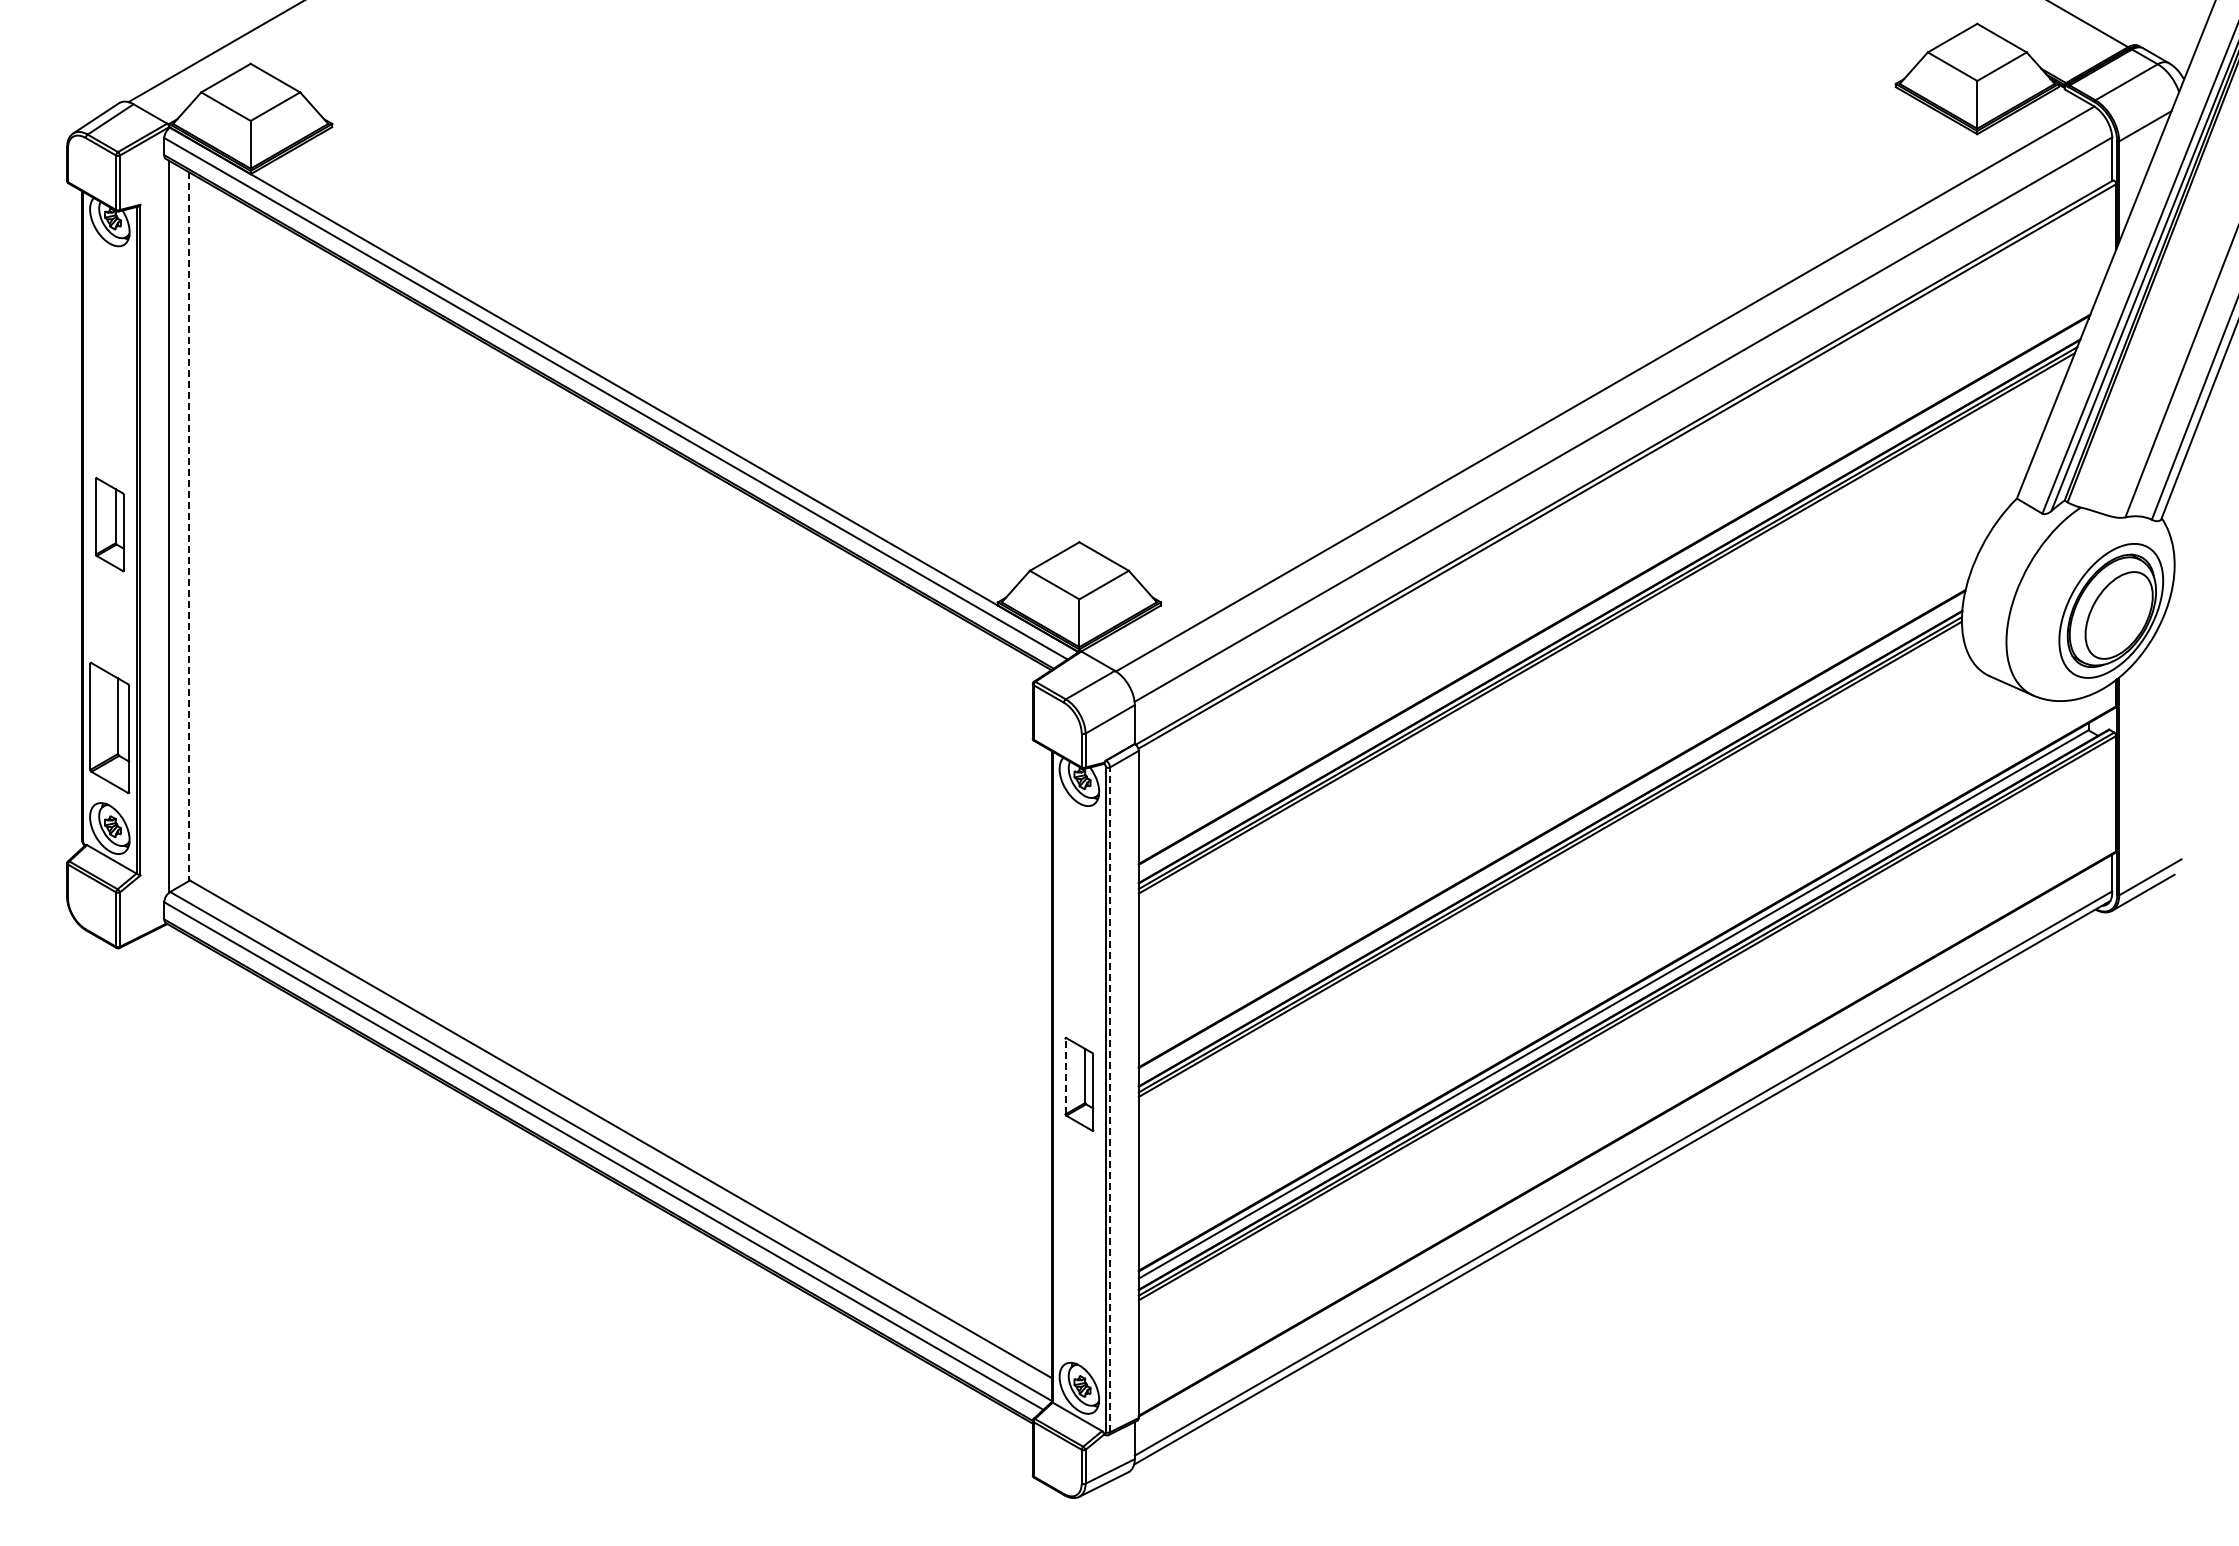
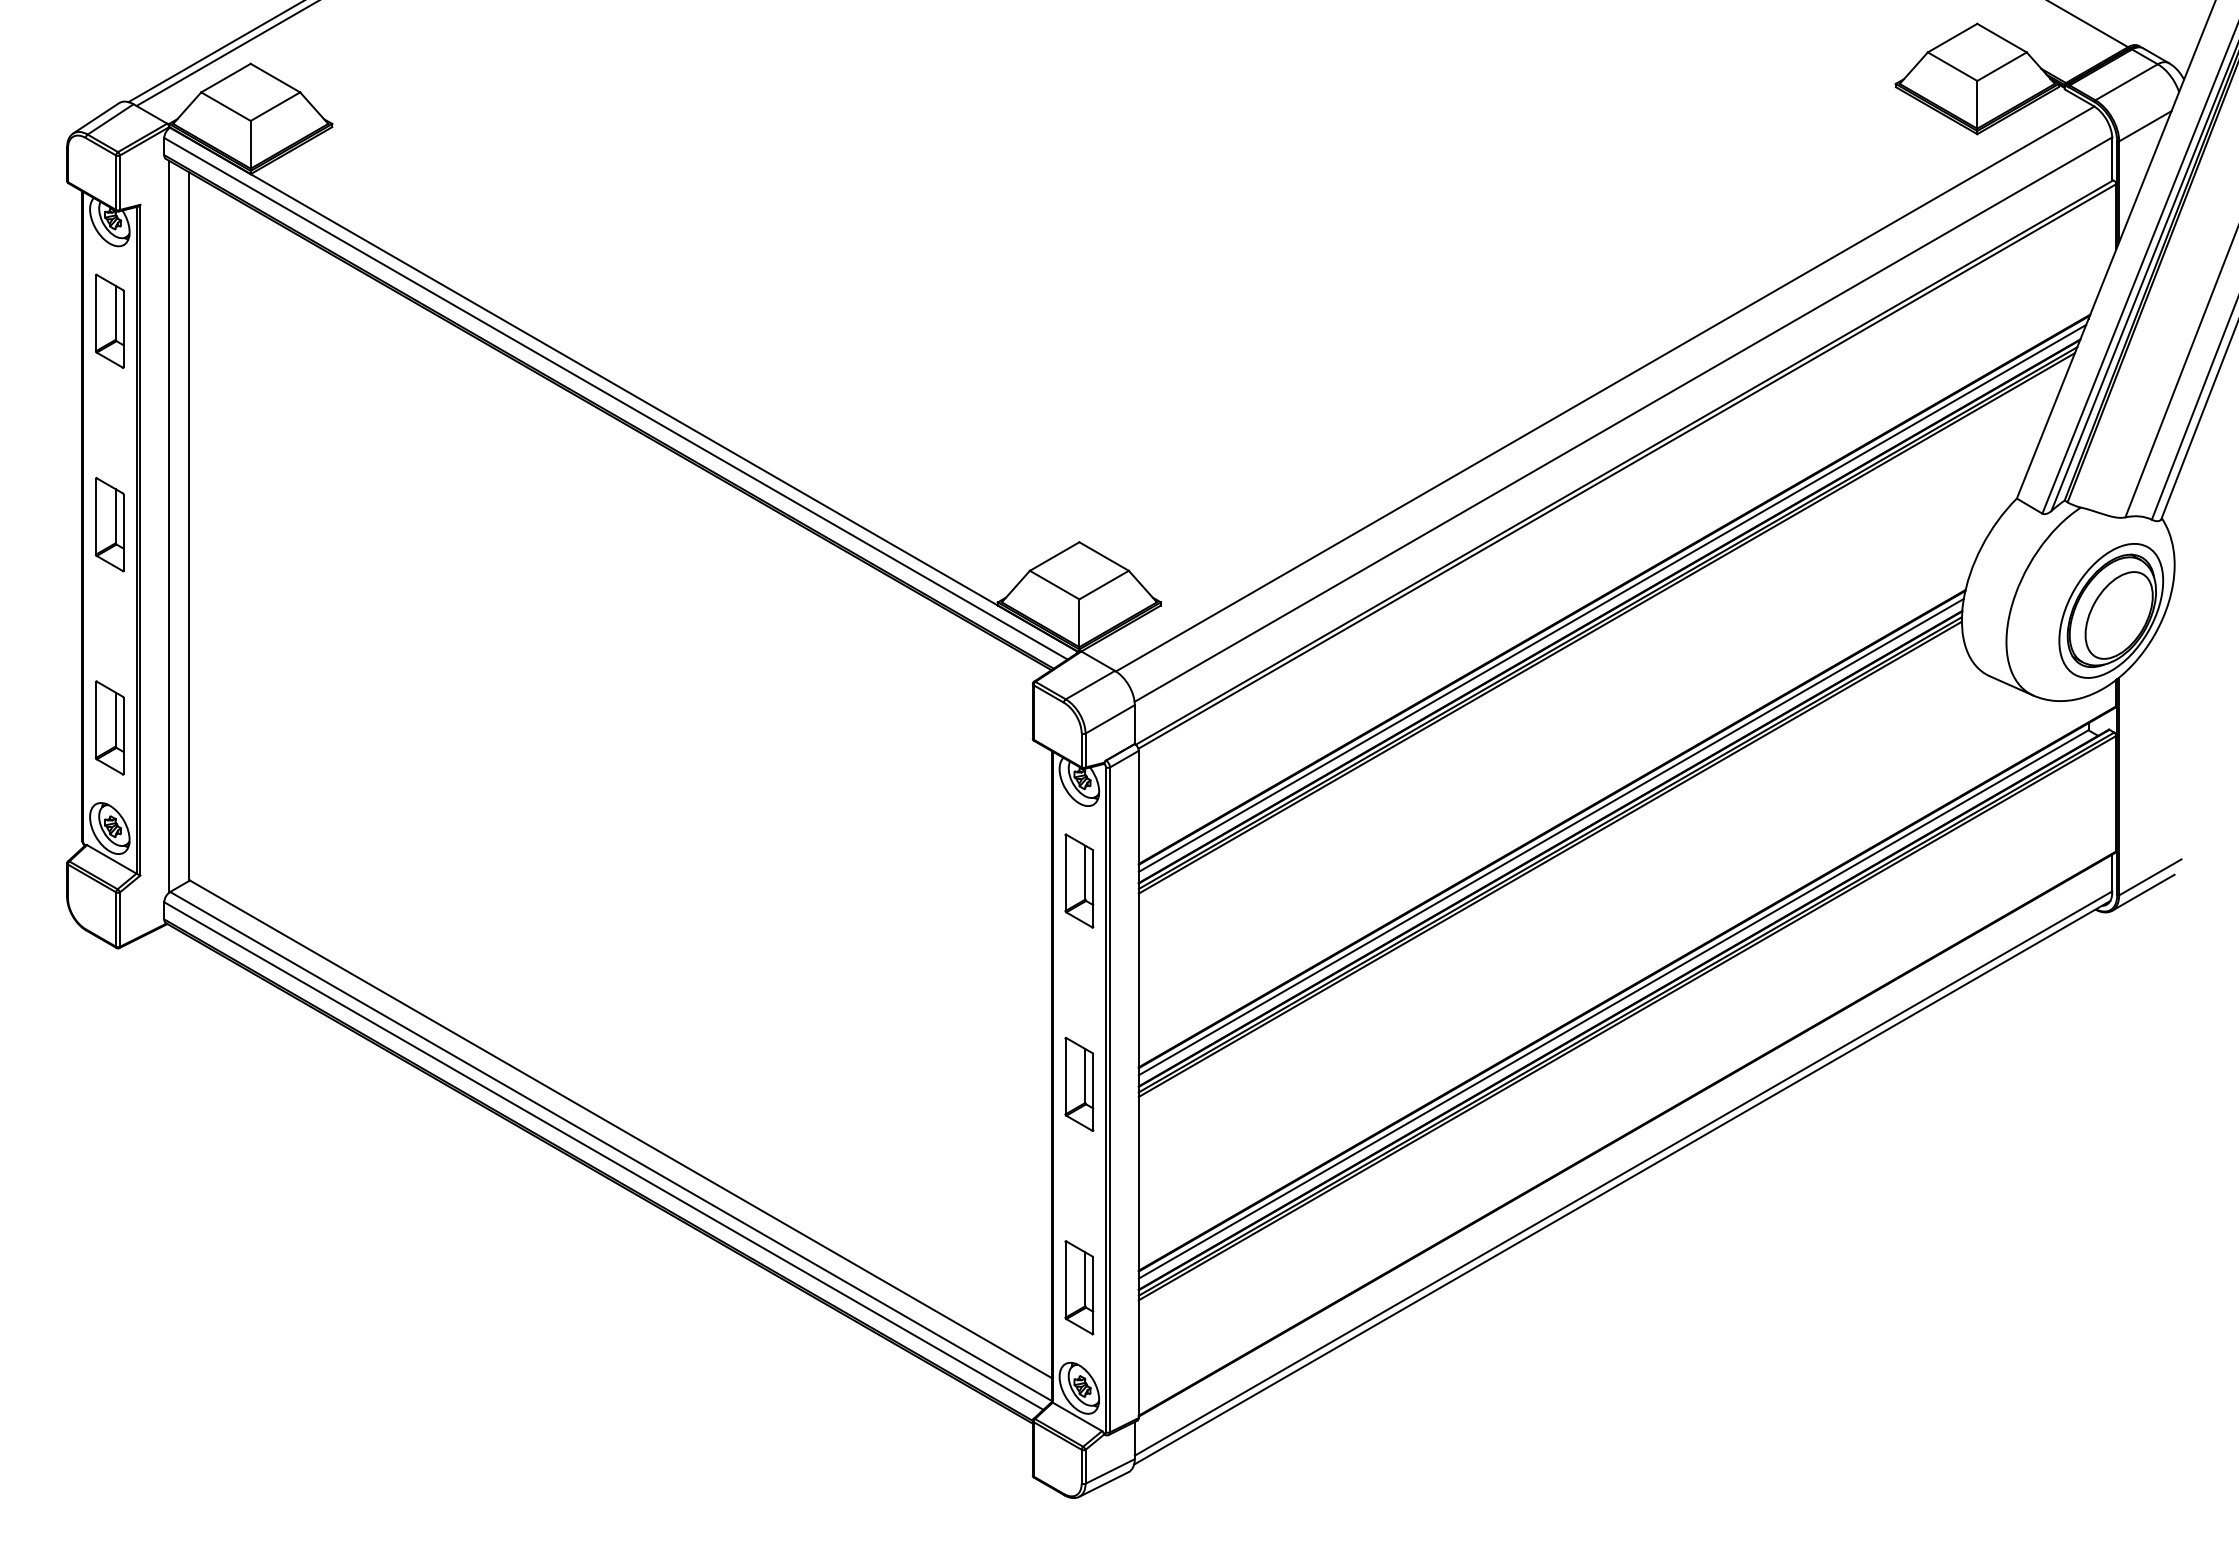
line: none -> present (225, 53)
part: none -> present (109, 320)
line: dashed -> solid (189, 527)
line: none -> present (1612, 597)
part size: 42x134 px -> 30x96 px (109, 727)
line: none -> present (1550, 836)
part: none -> present (1079, 880)
line: dashed -> solid (1065, 1076)
line: dashed -> solid (1110, 1099)
part: none -> present (1079, 1287)
